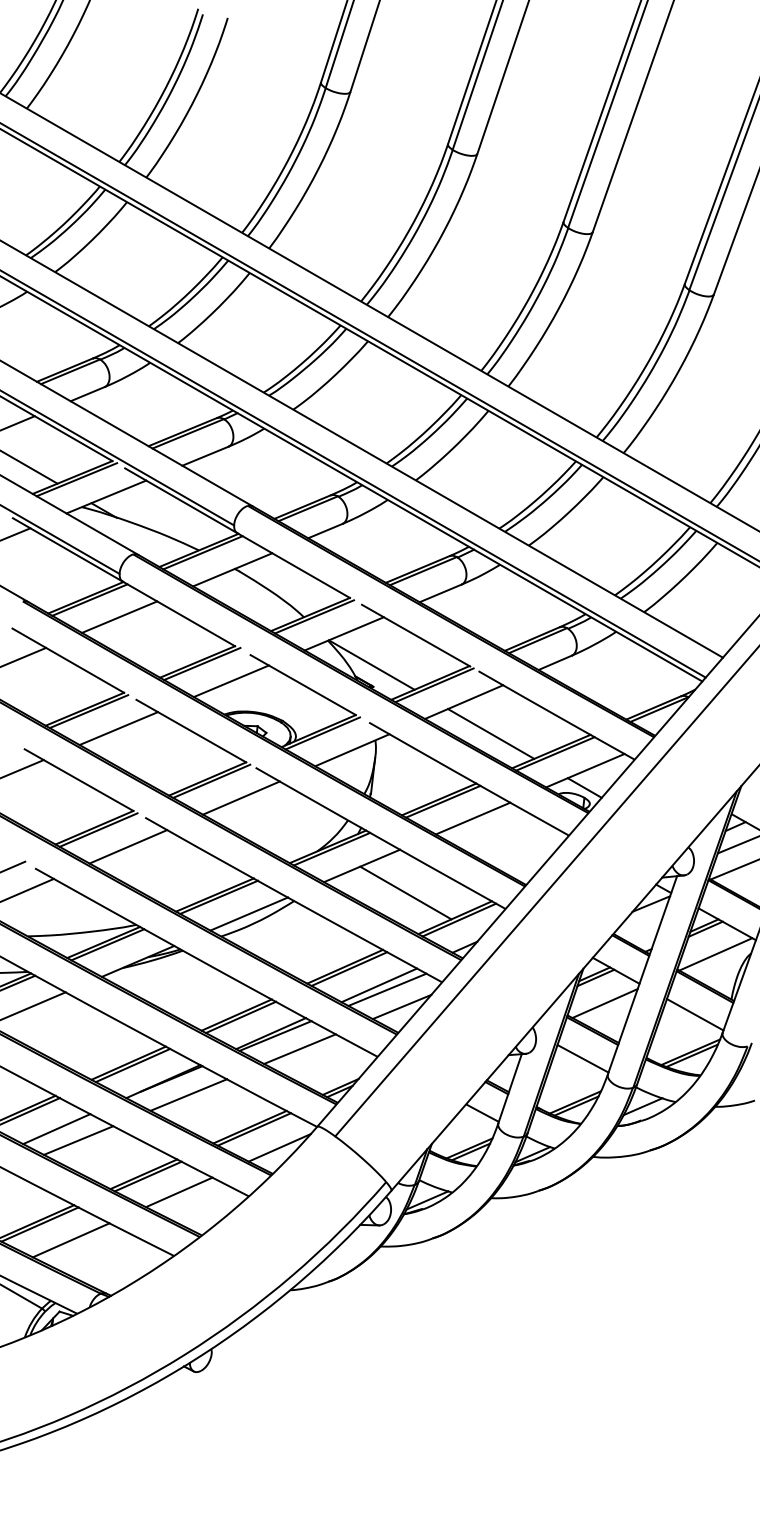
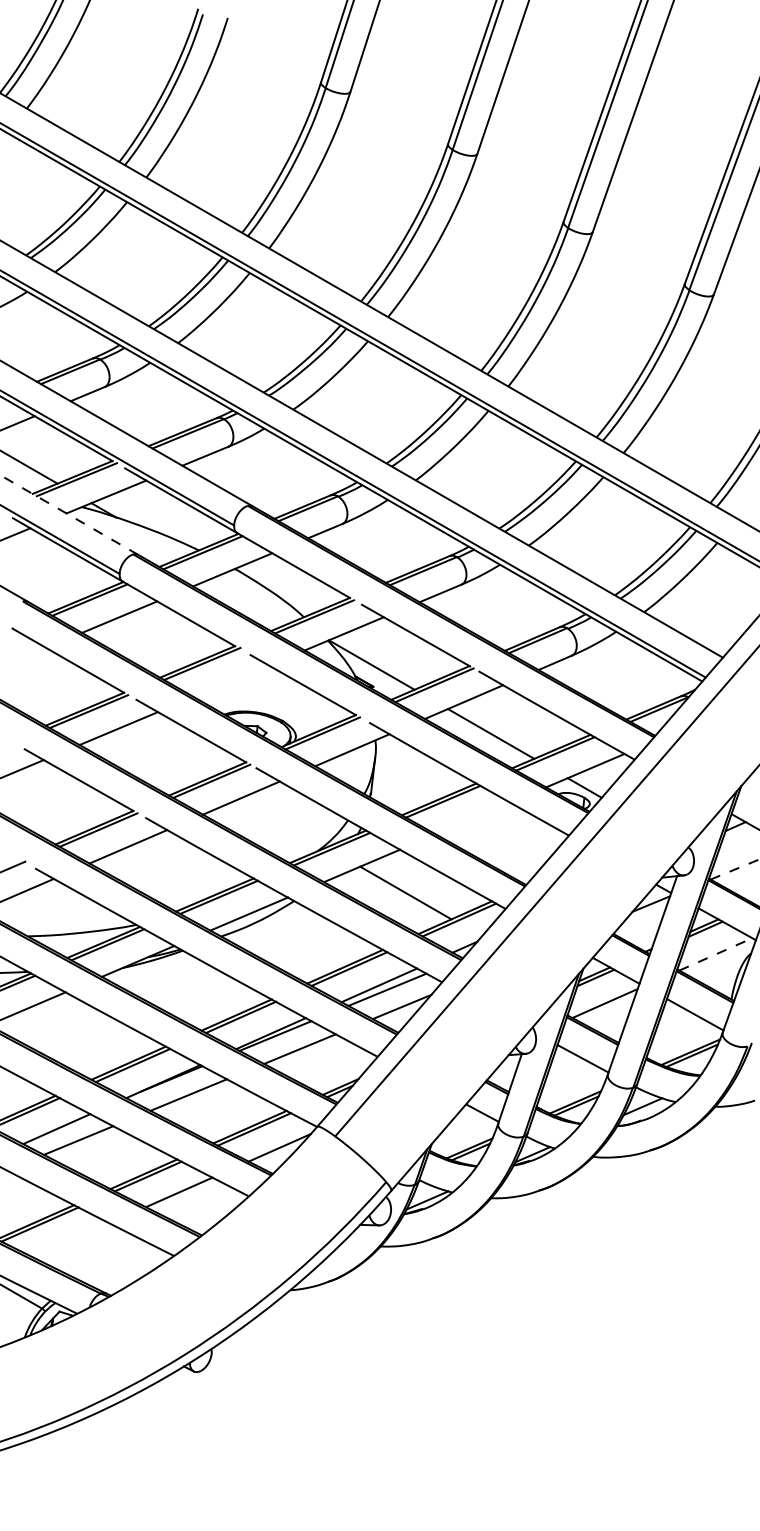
line: solid -> dashed (68, 514)
line: present -> none (24, 656)
line: present -> none (230, 681)
line: present -> none (472, 818)
line: present -> none (736, 845)
line: solid -> dashed (735, 869)
line: solid -> dashed (715, 954)
line: present -> none (70, 1240)
